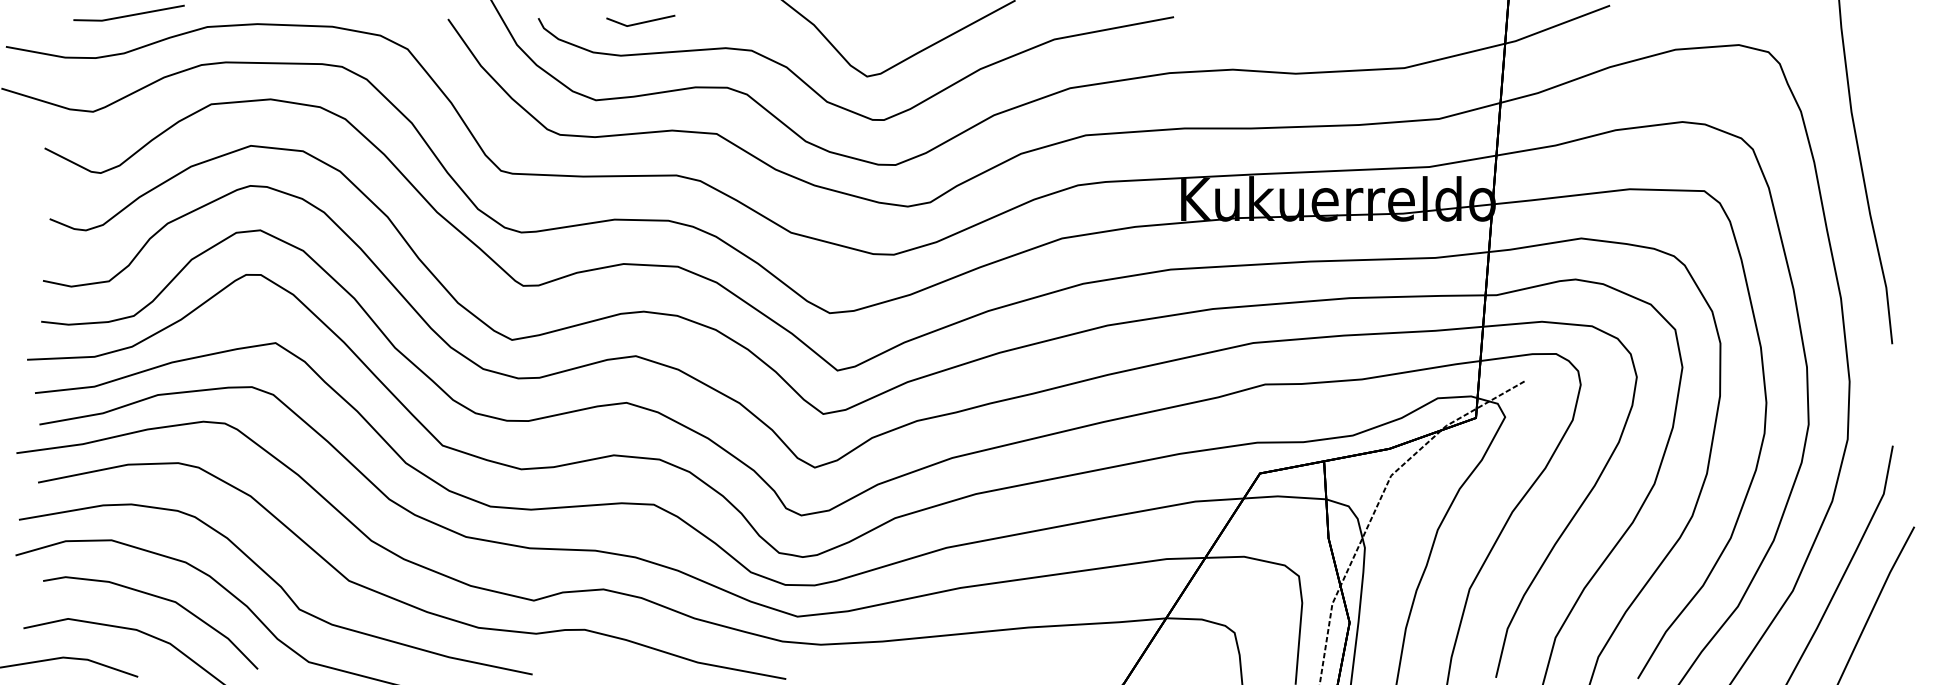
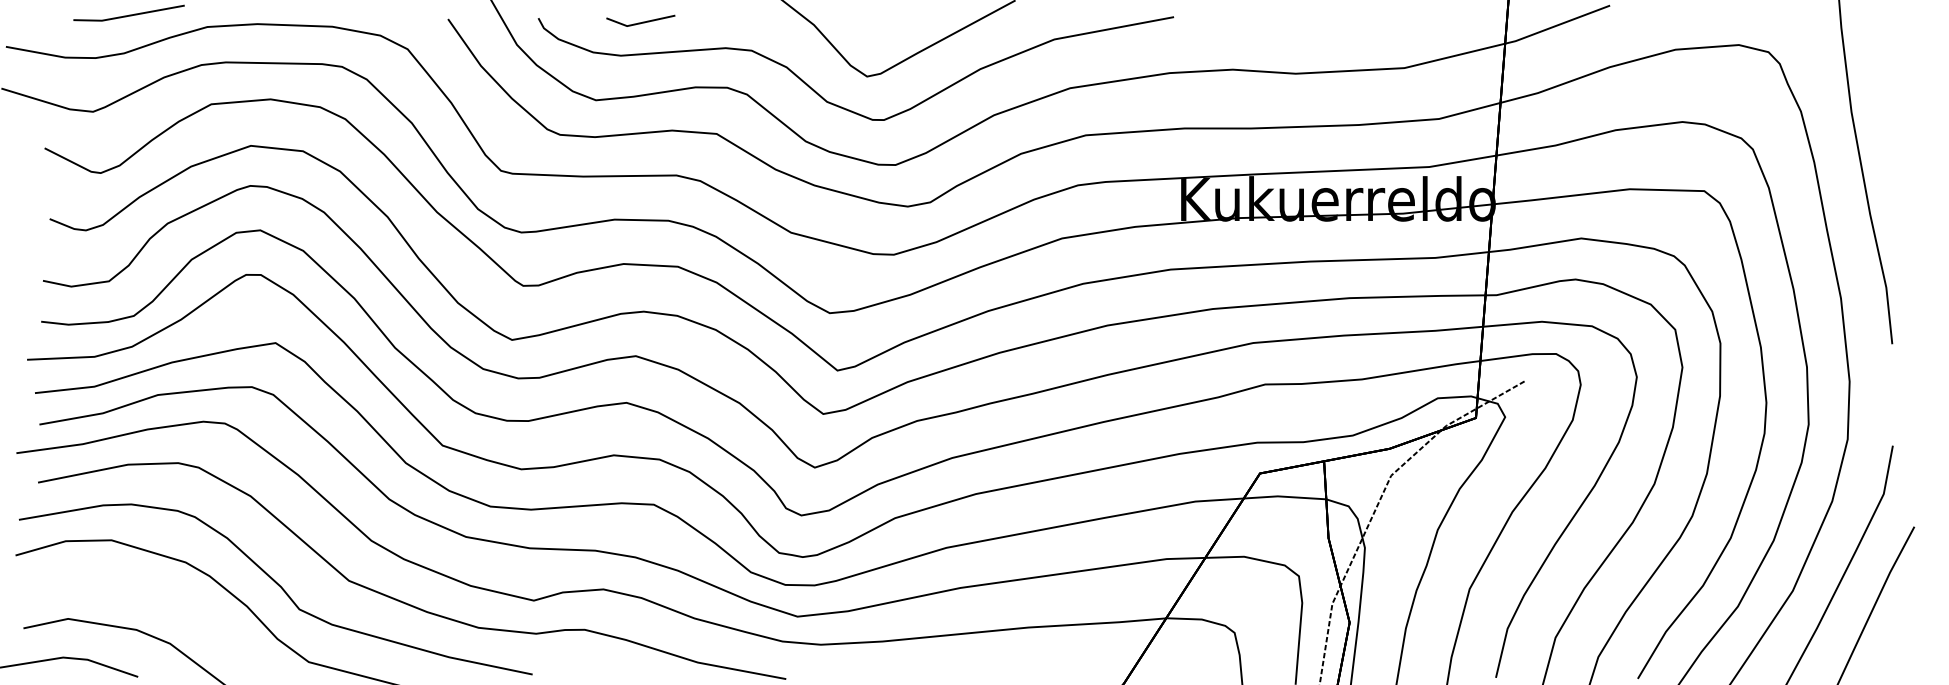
part: present -> none (159, 598)
